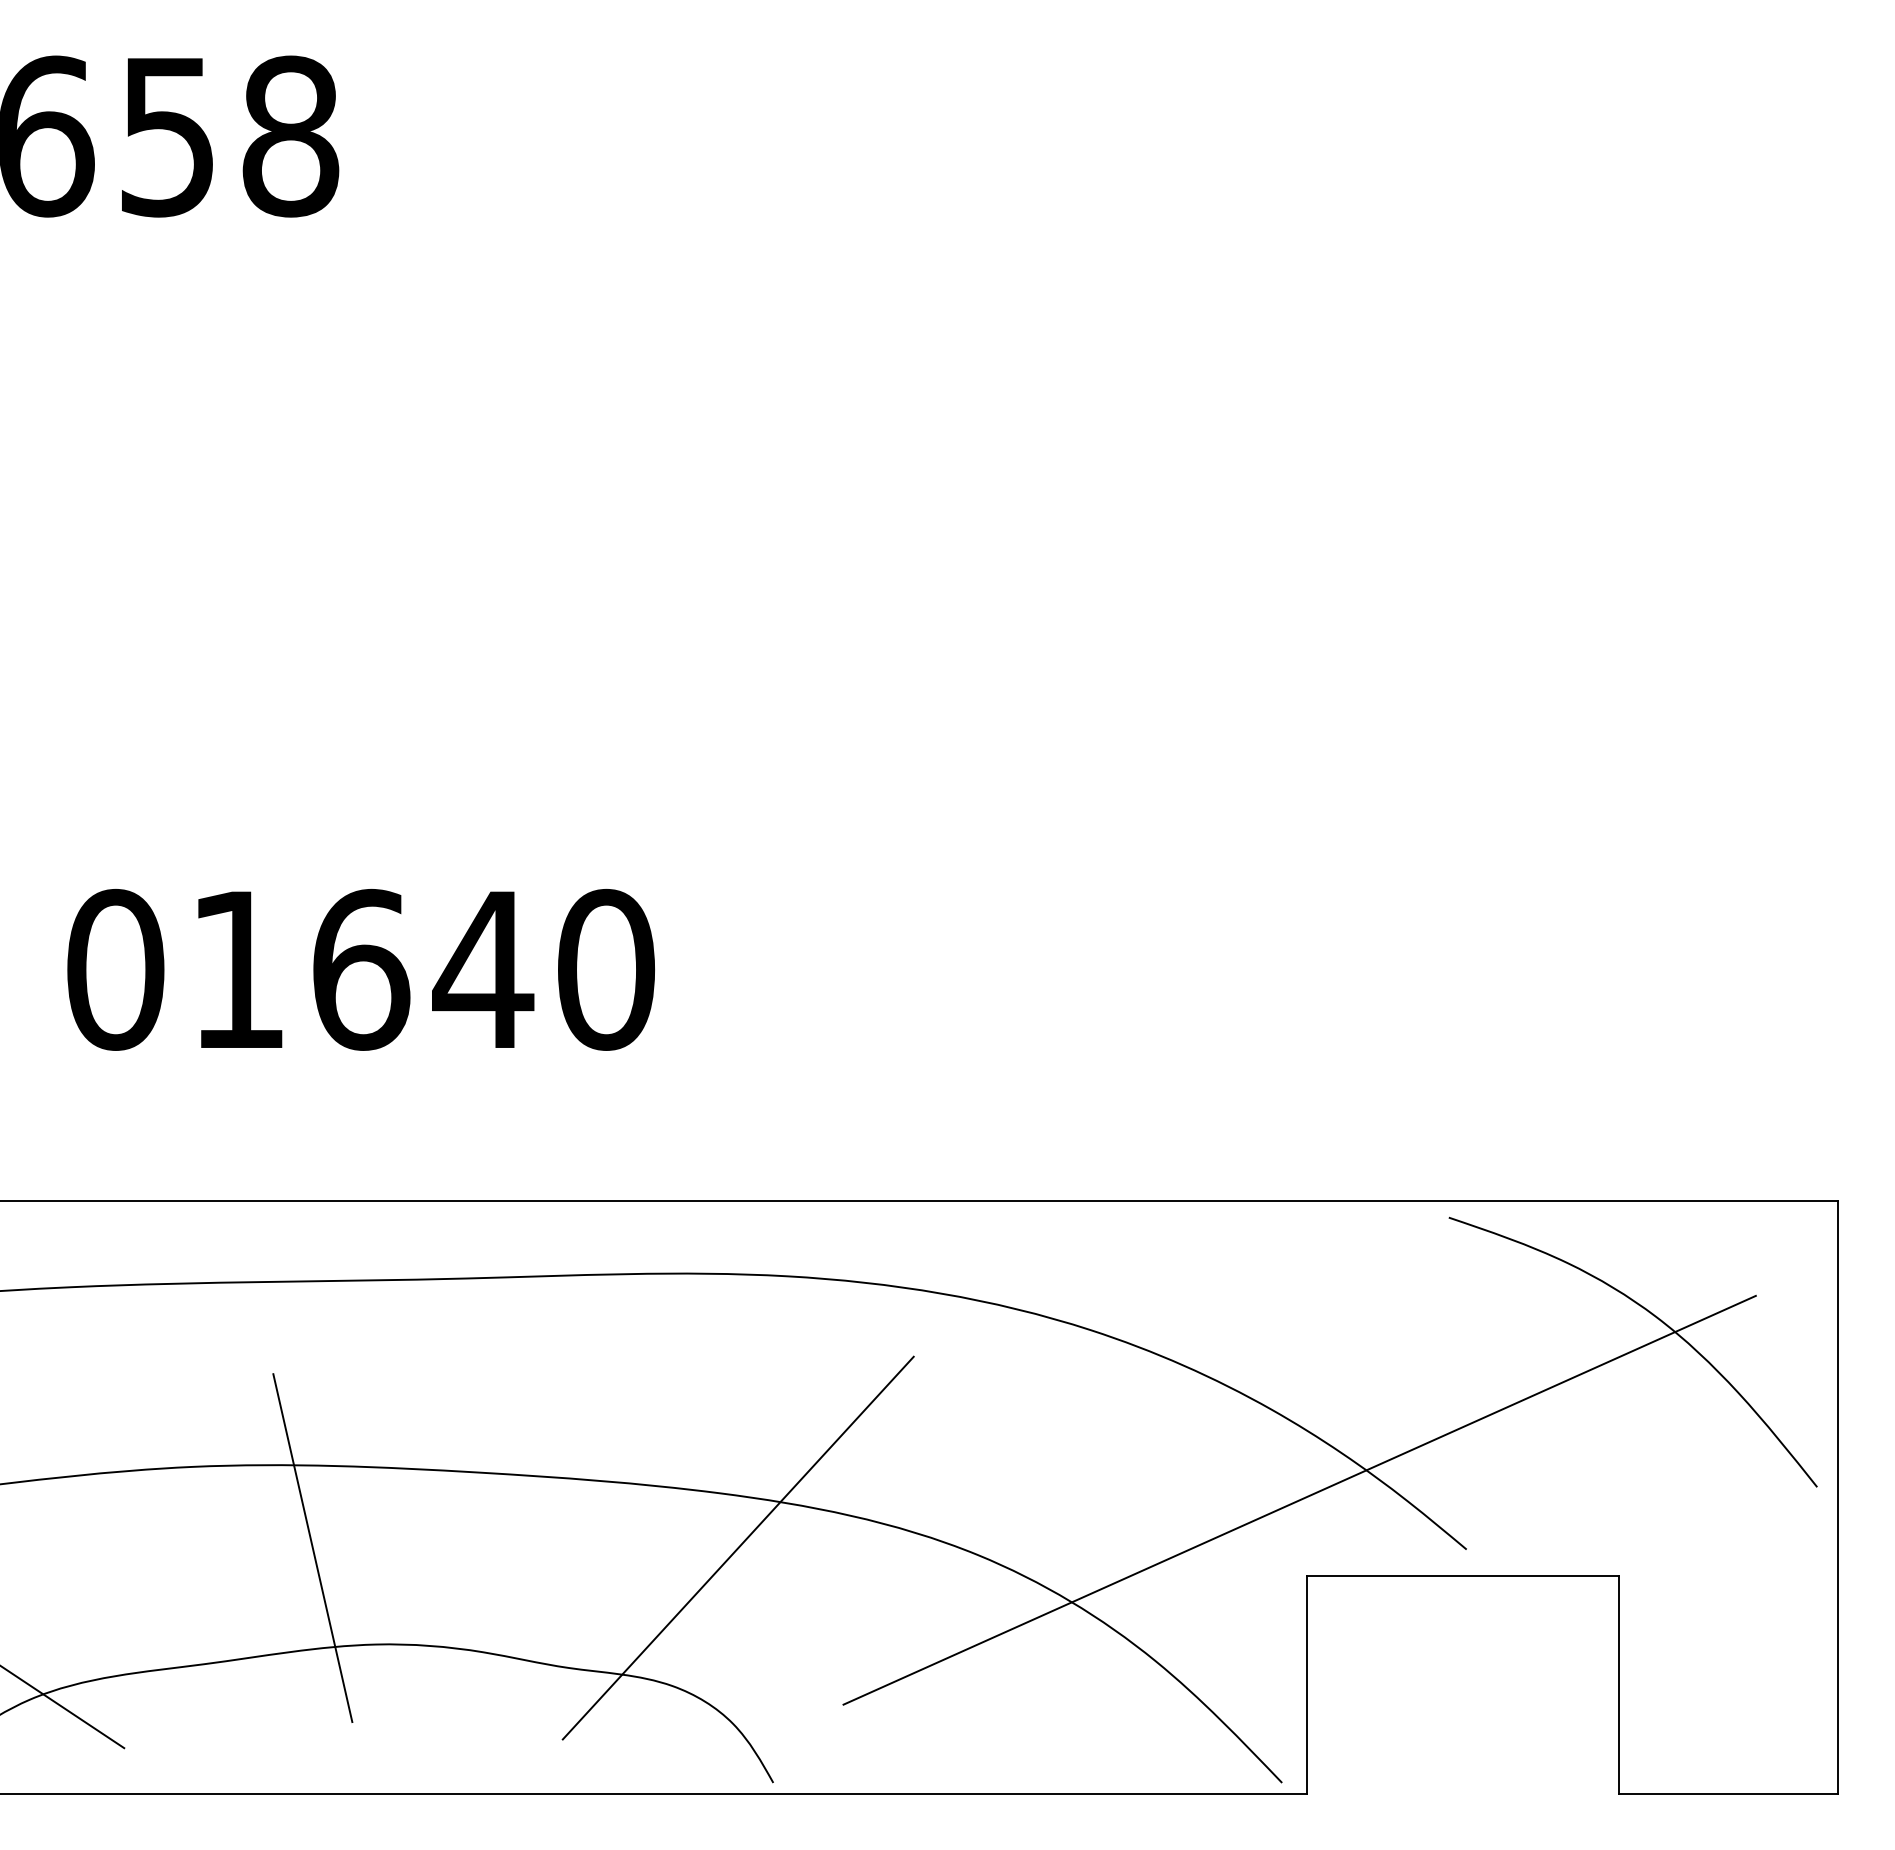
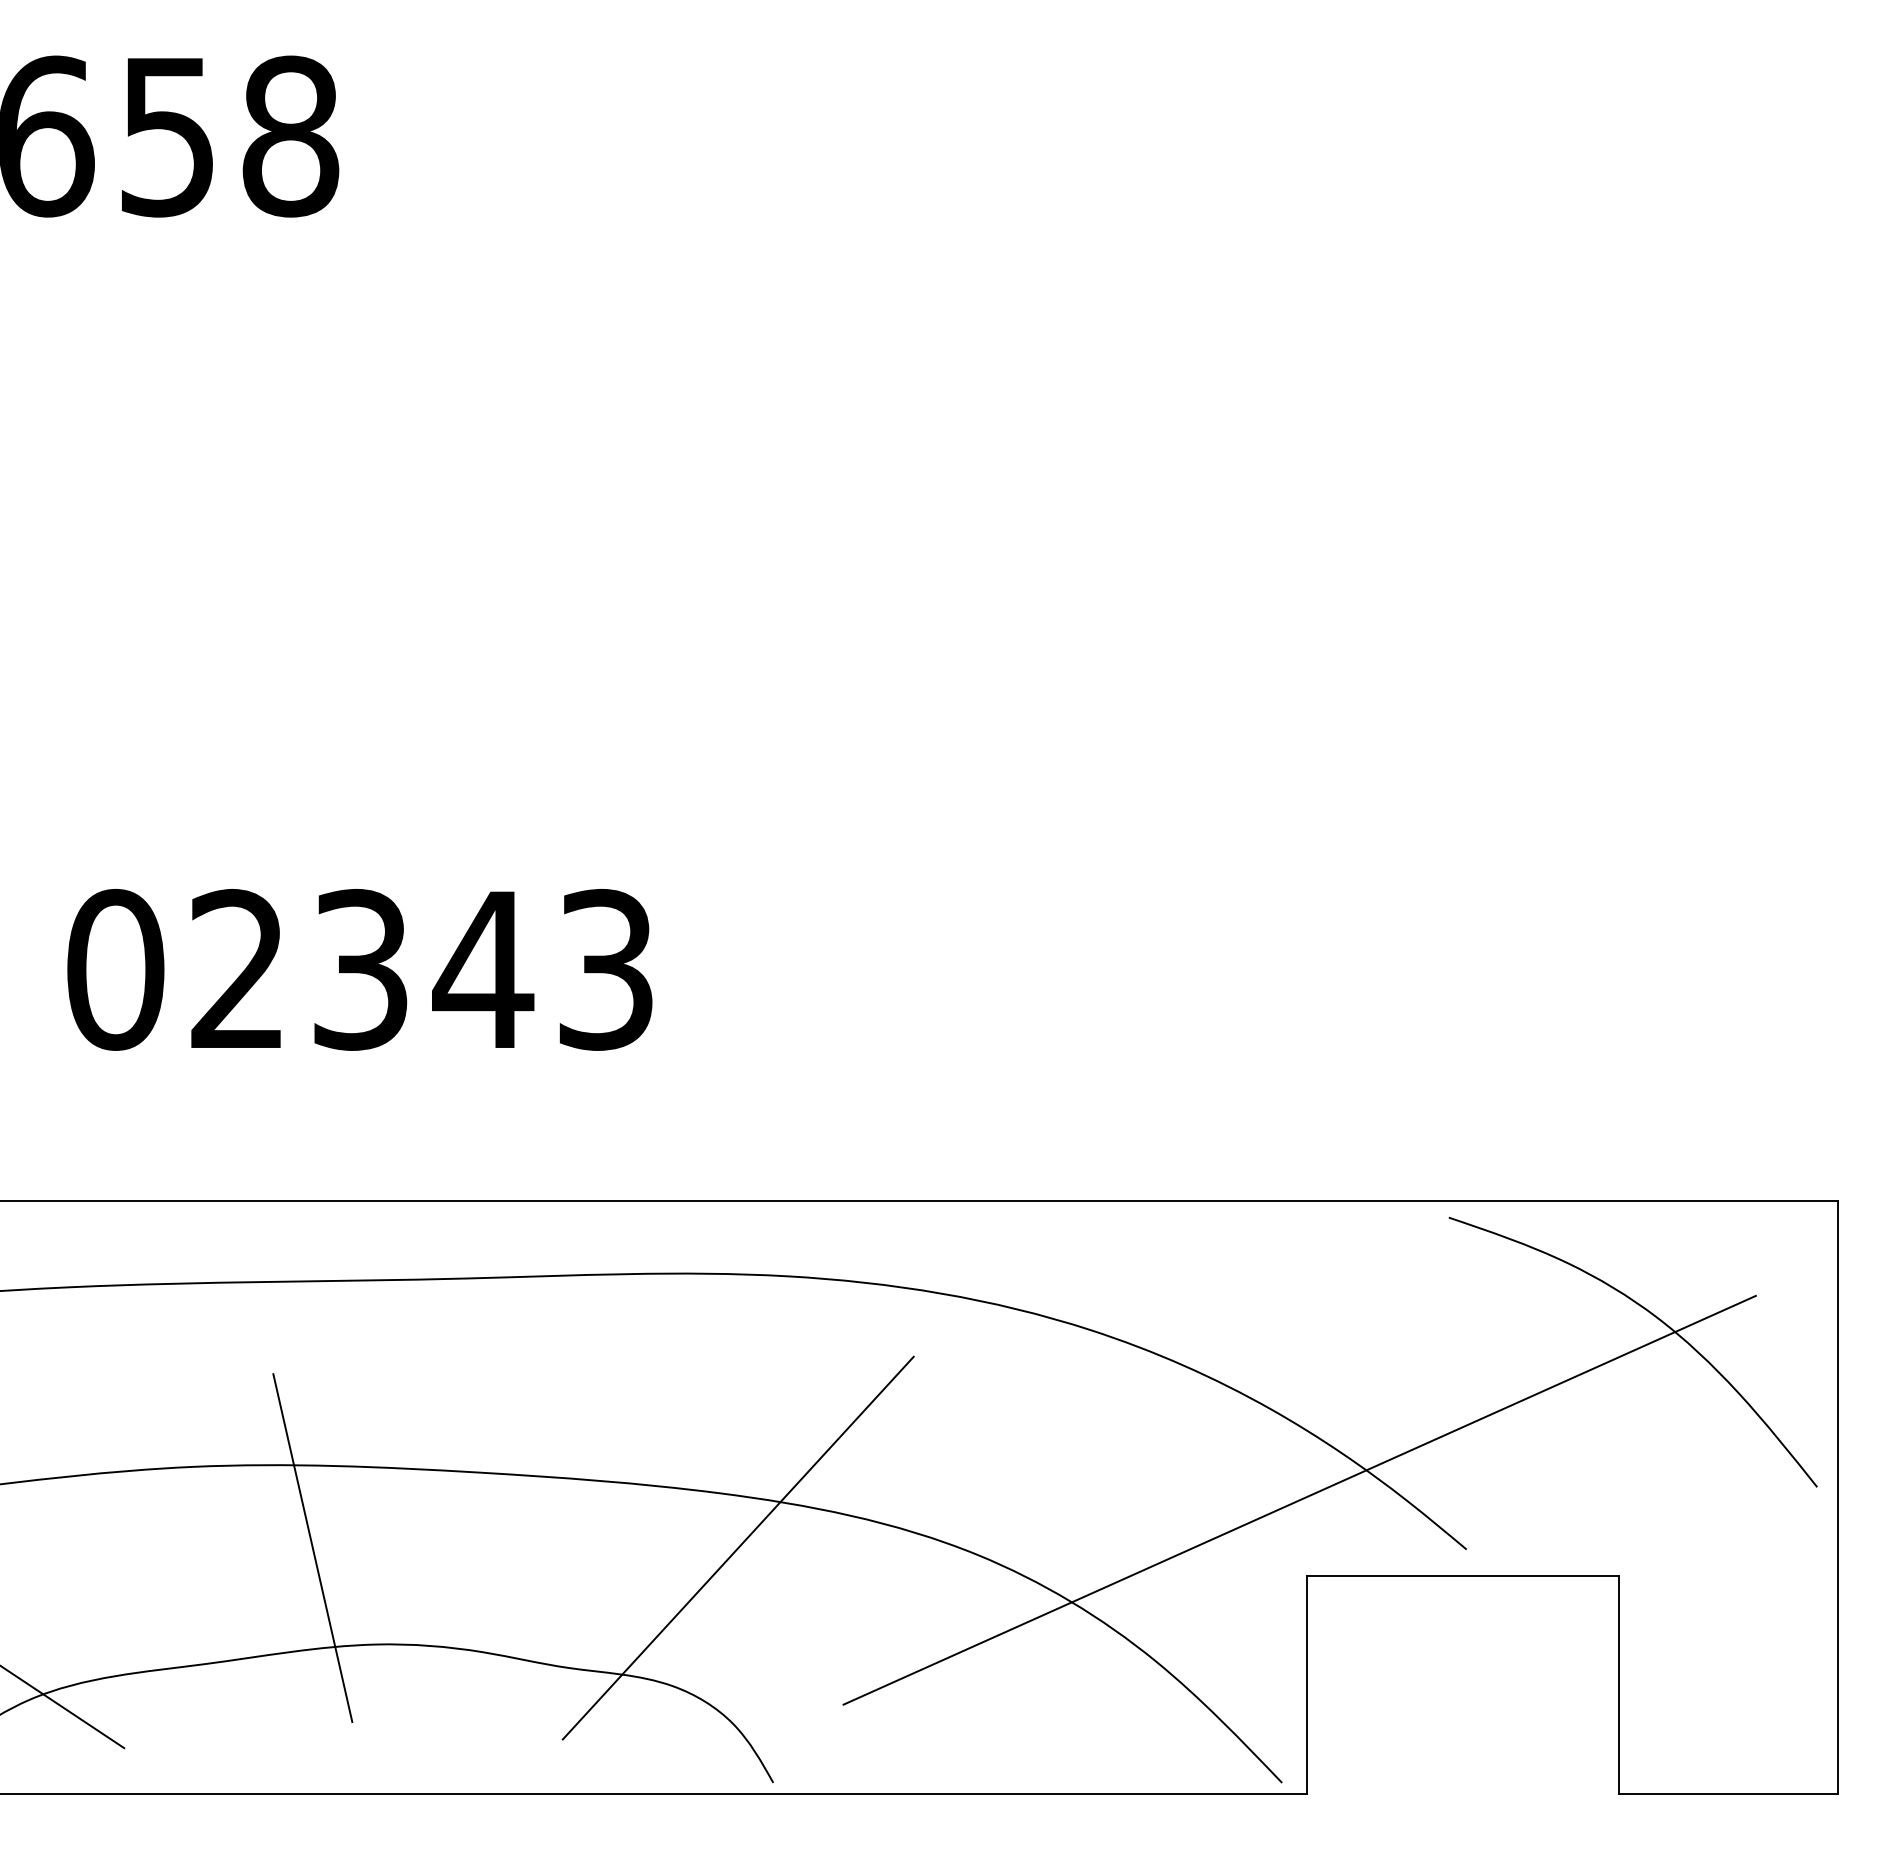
text: 01640 -> 02343 (423, 969)
